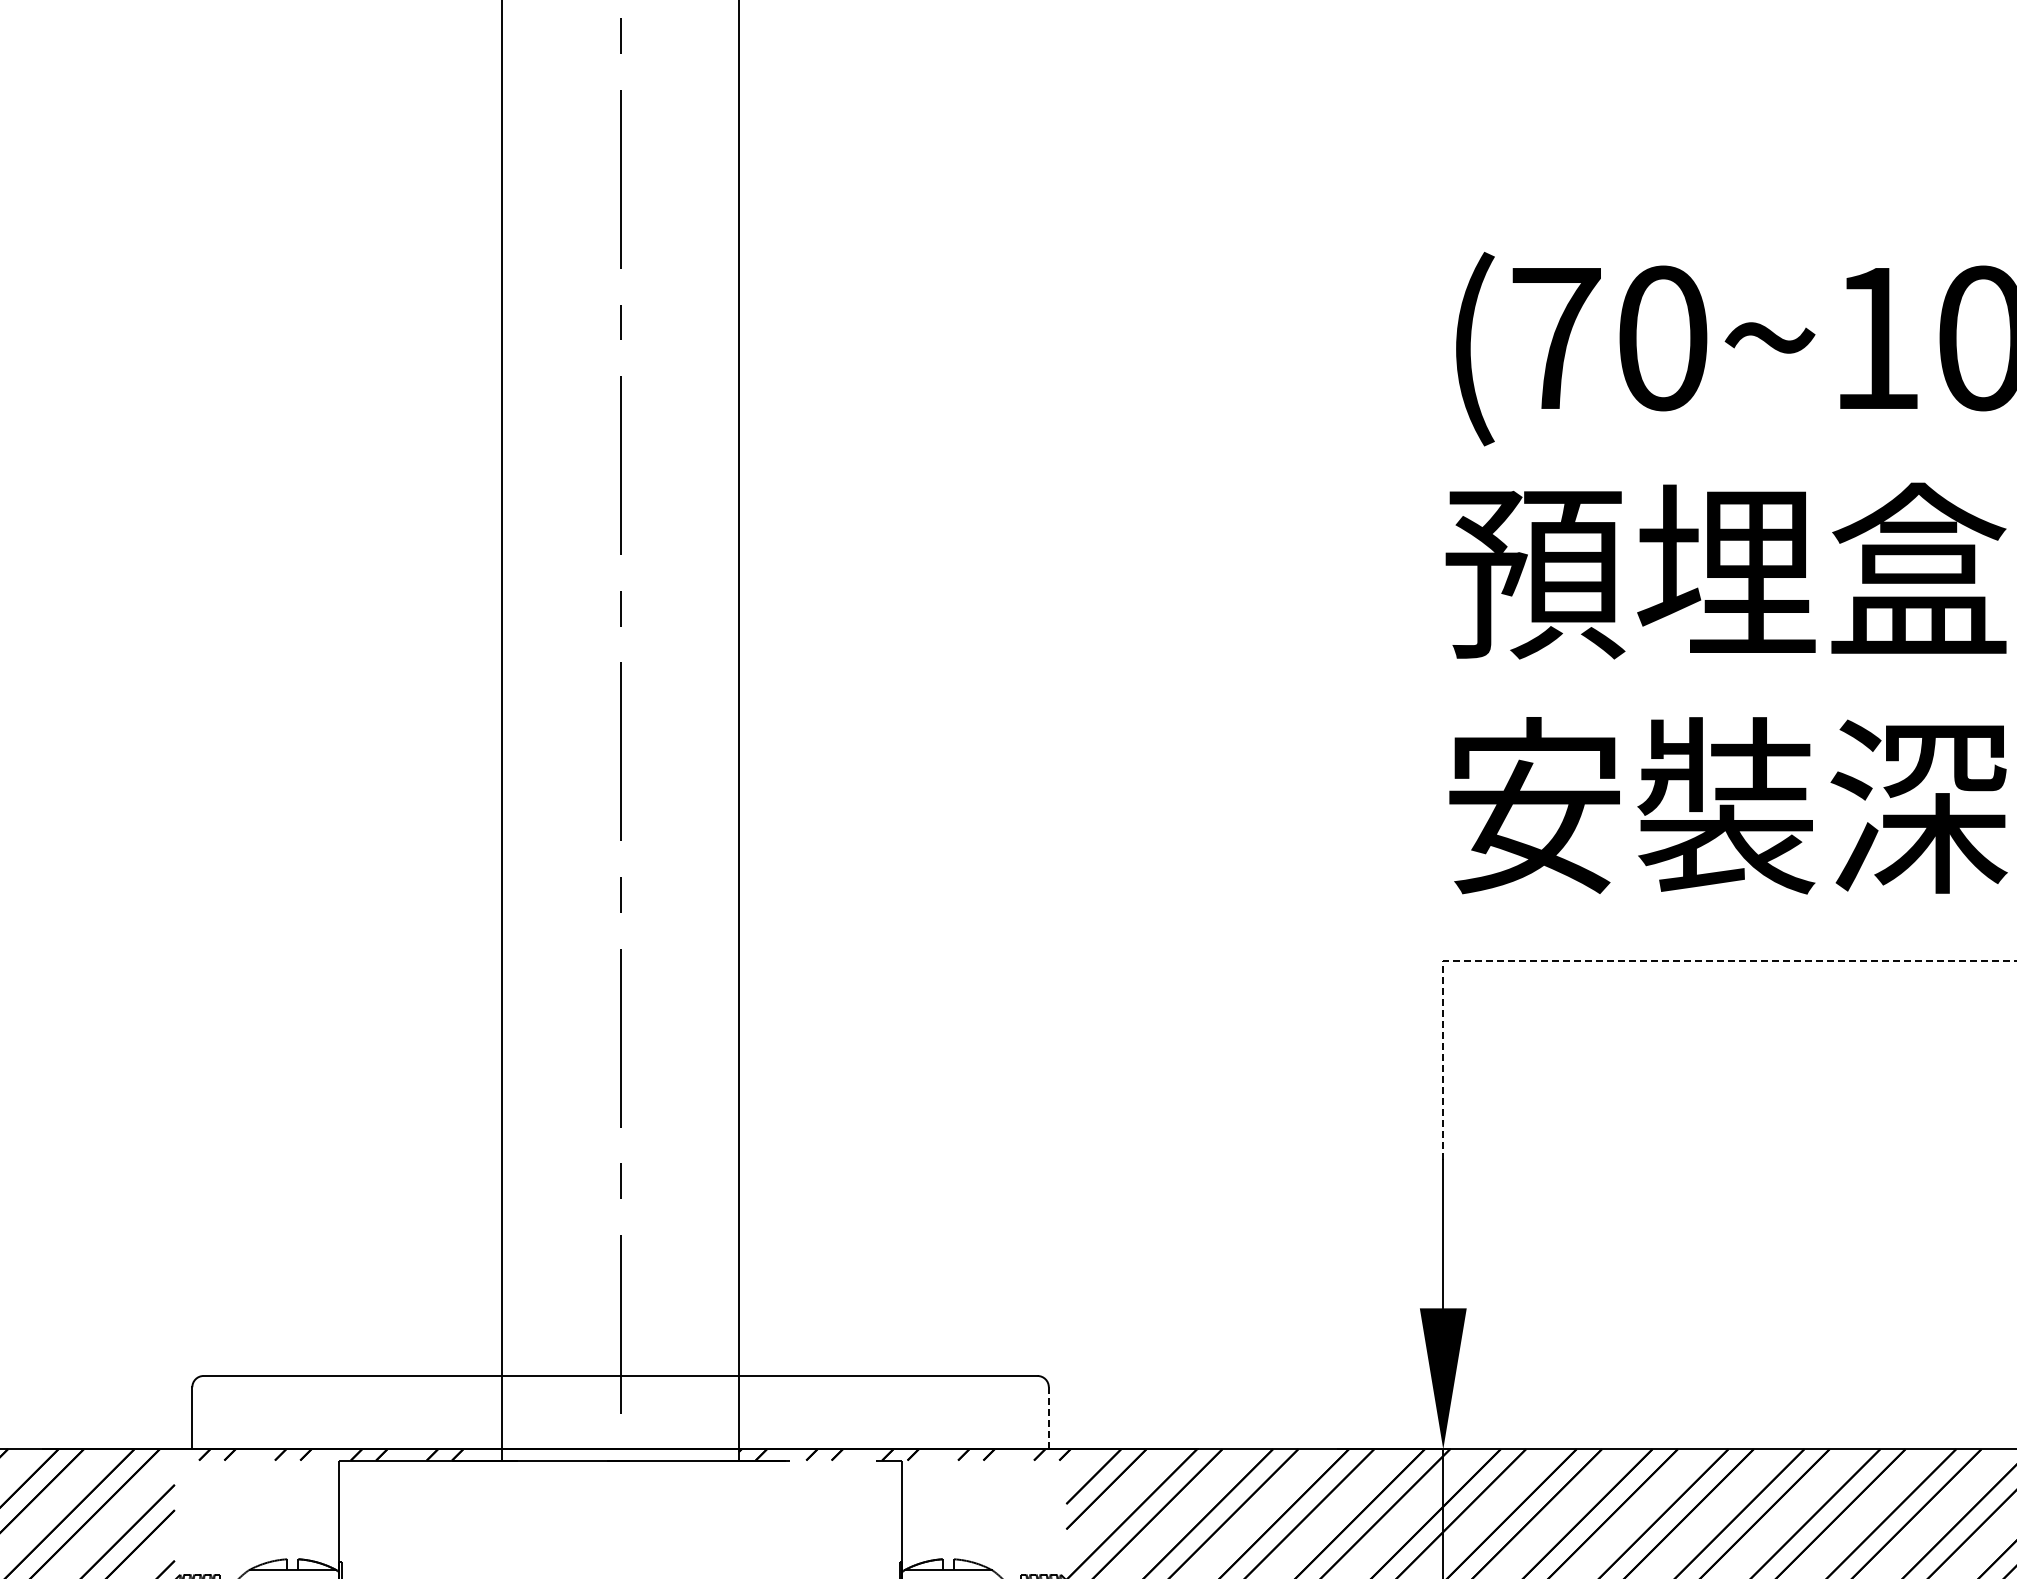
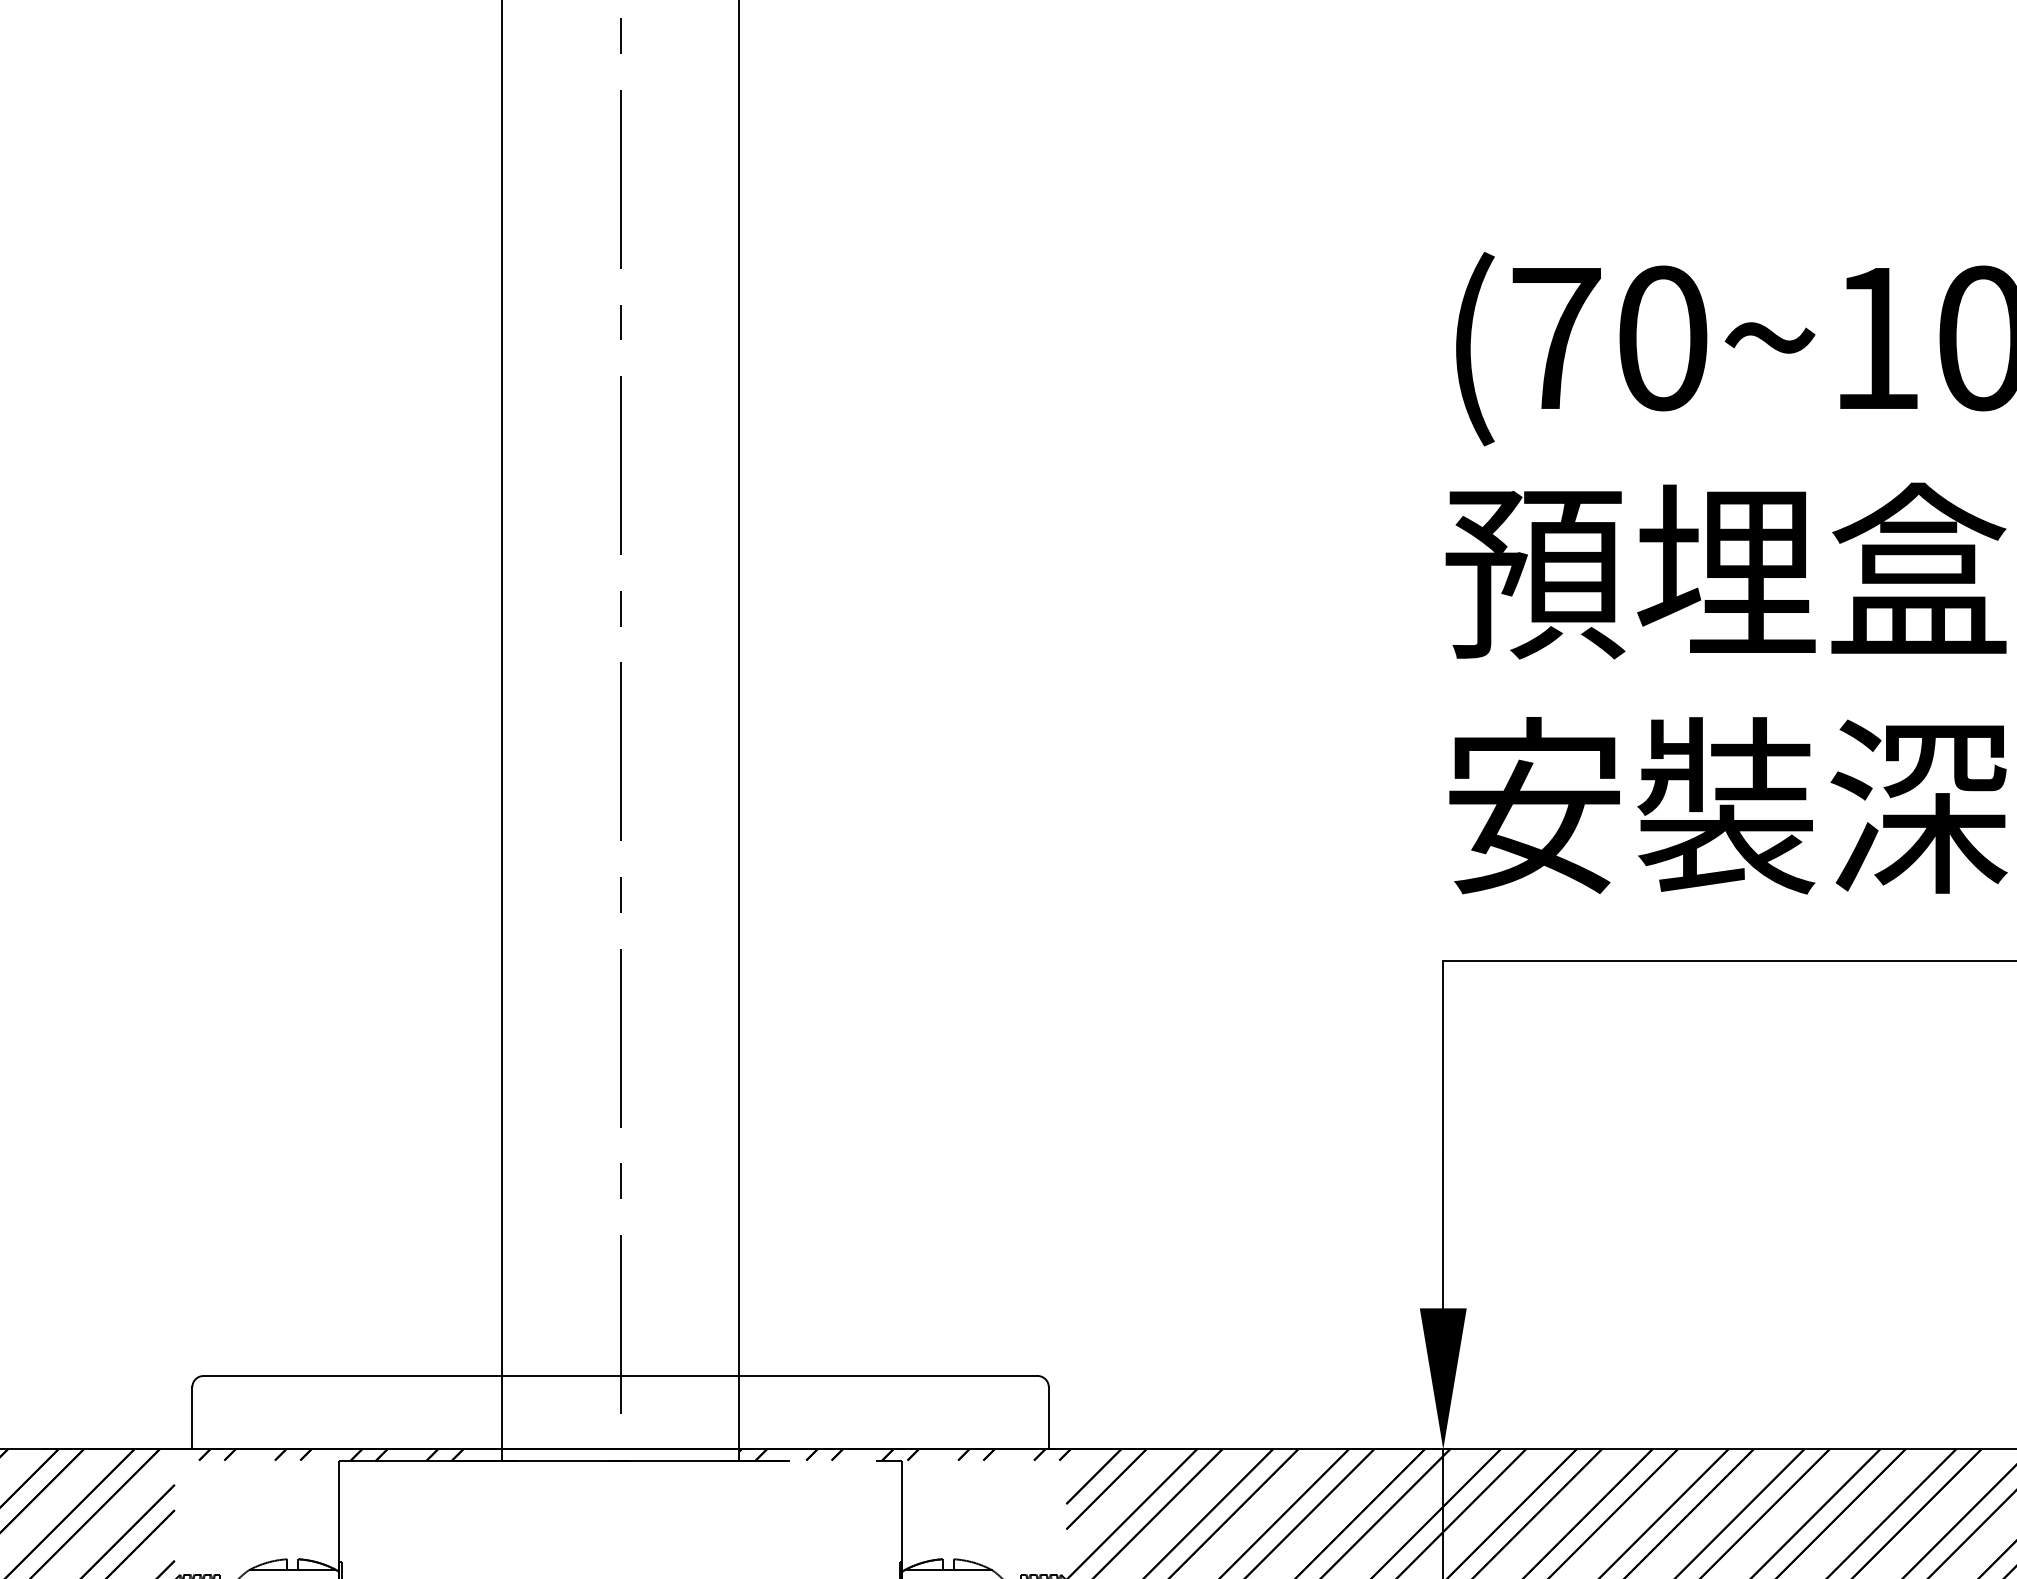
line: dashed -> solid (1629, 961)
line: dashed -> solid (1048, 1418)
